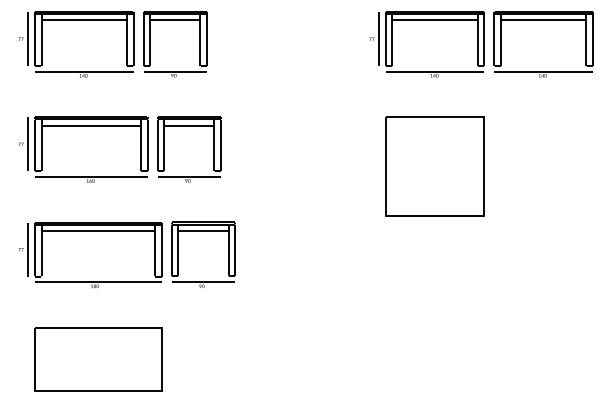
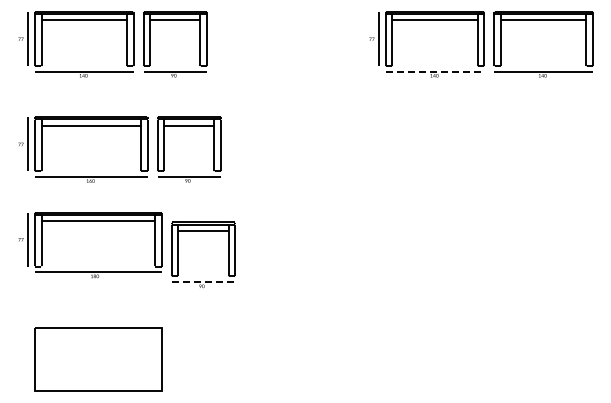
line: solid -> dashed (435, 71)
part: present -> none (434, 166)
part position: (90, 231) -> (90, 221) (90, 221)
line: solid -> dashed (203, 282)
